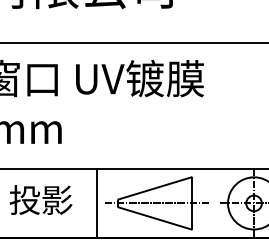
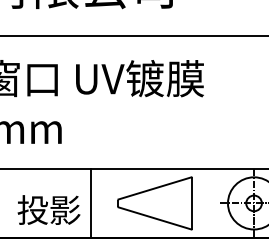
line position: (133, 43) -> (133, 36) (133, 36)
text position: (40, 199) -> (48, 209) (48, 209)
line position: (97, 203) -> (91, 203) (91, 203)
line: present -> none (156, 203)
